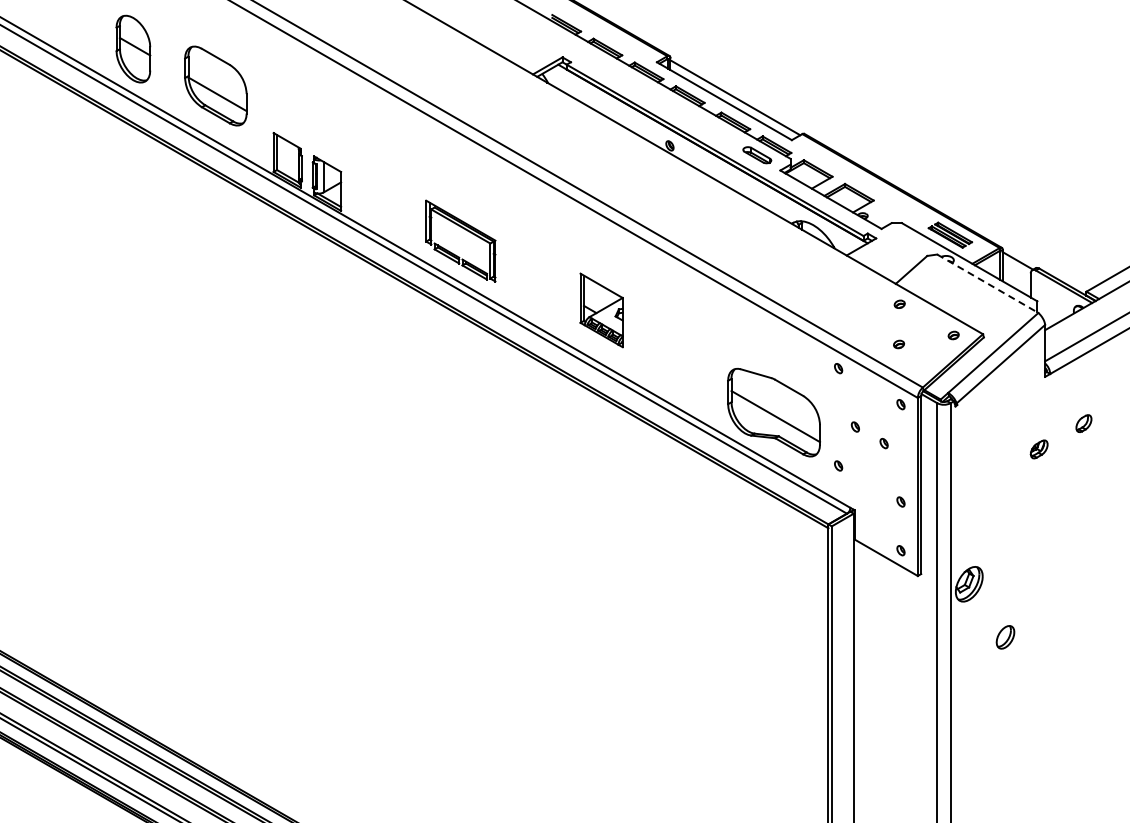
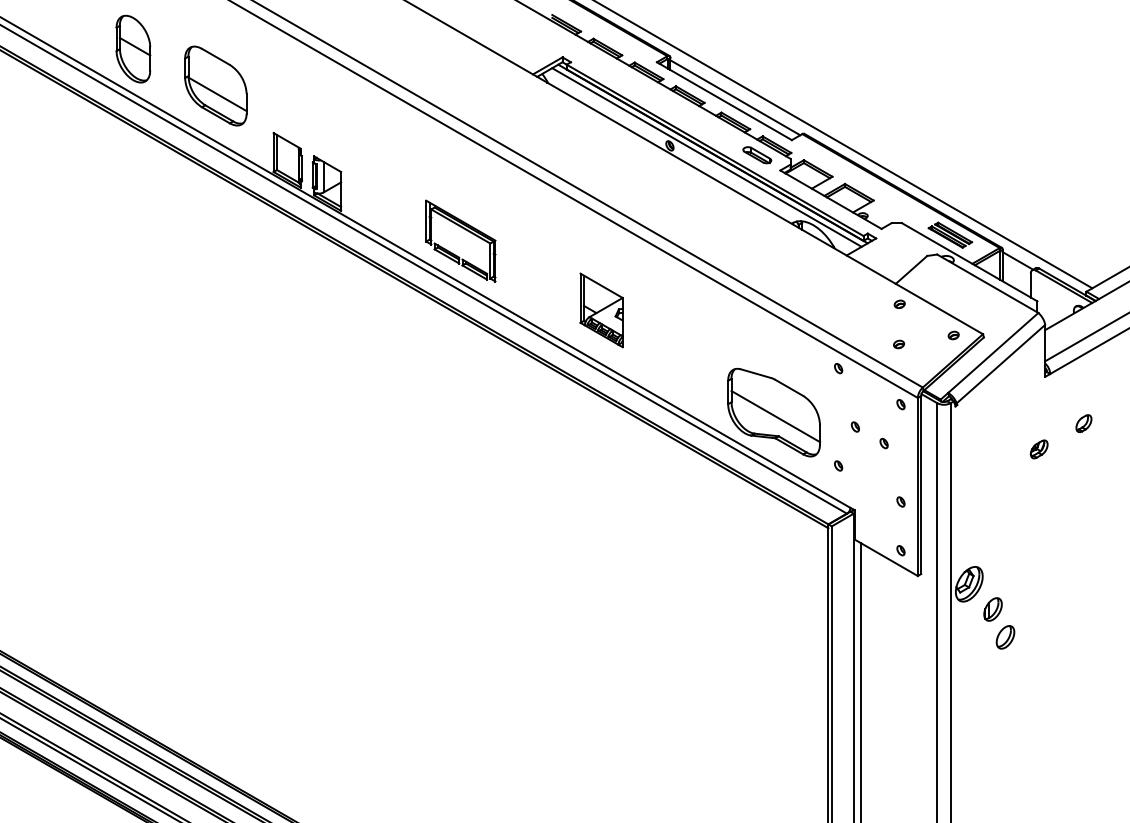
line: none -> present (844, 145)
line: none -> present (706, 157)
line: dashed -> solid (988, 284)
part: none -> present (992, 609)
line: none -> present (860, 680)
